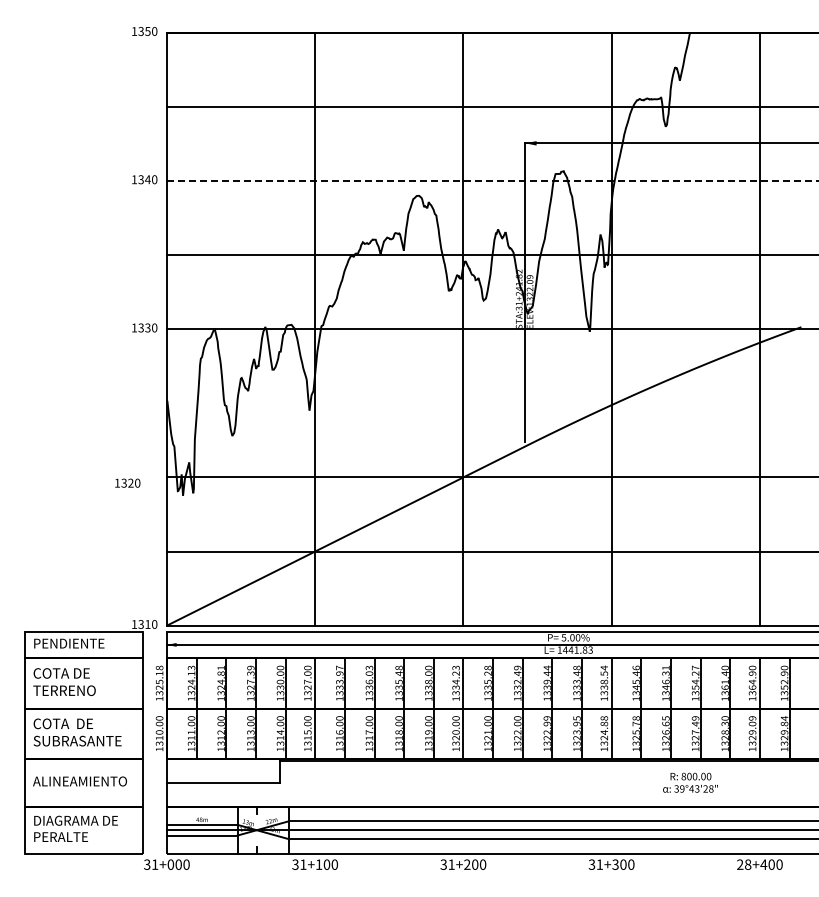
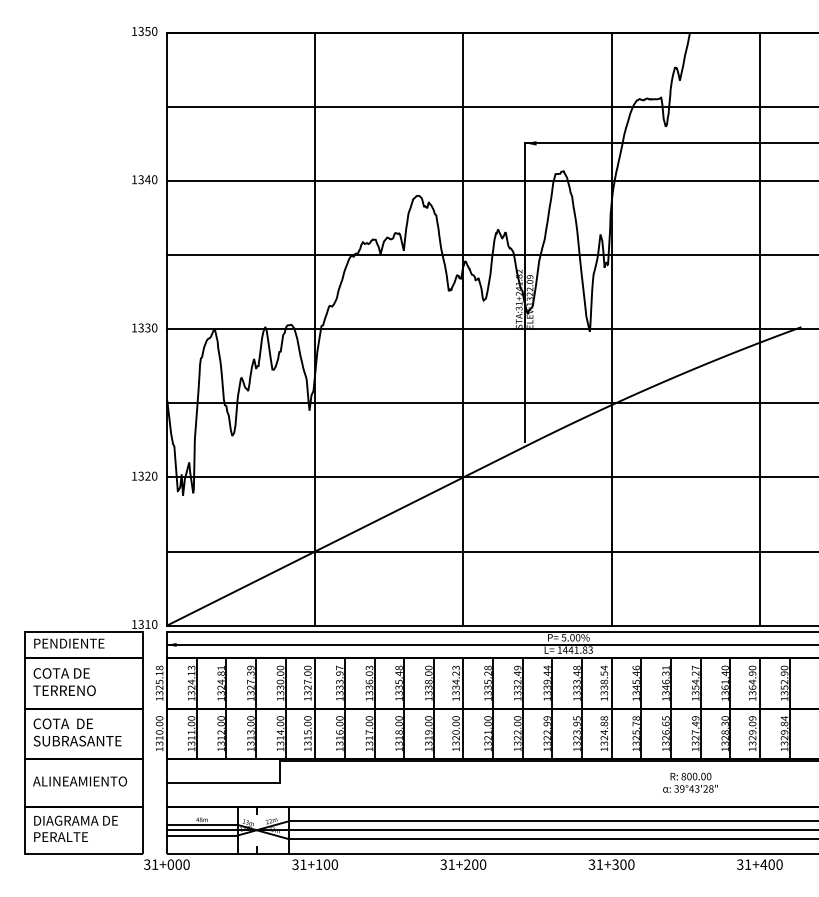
line: dashed -> solid (492, 180)
line: none -> present (490, 403)
text position: (127, 482) -> (144, 475) (144, 475)
text: 28+400 -> 31+400 (744, 864)
